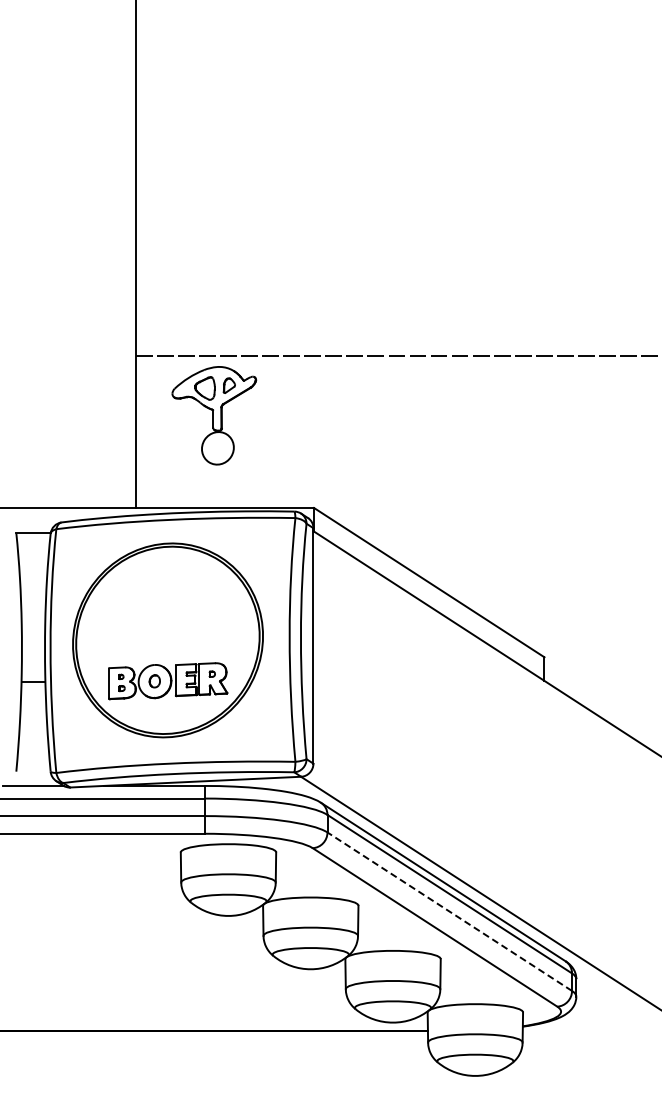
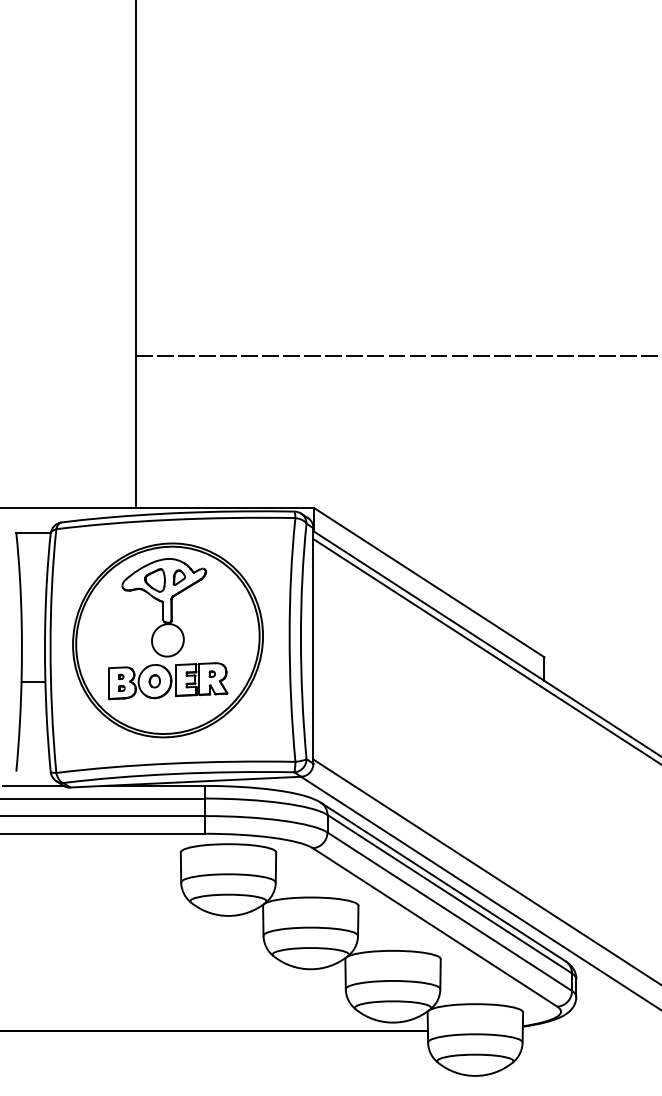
part position: (214, 415) -> (164, 607) (164, 607)
line: none -> present (485, 650)
line: none -> present (485, 871)
line: dashed -> solid (449, 911)
